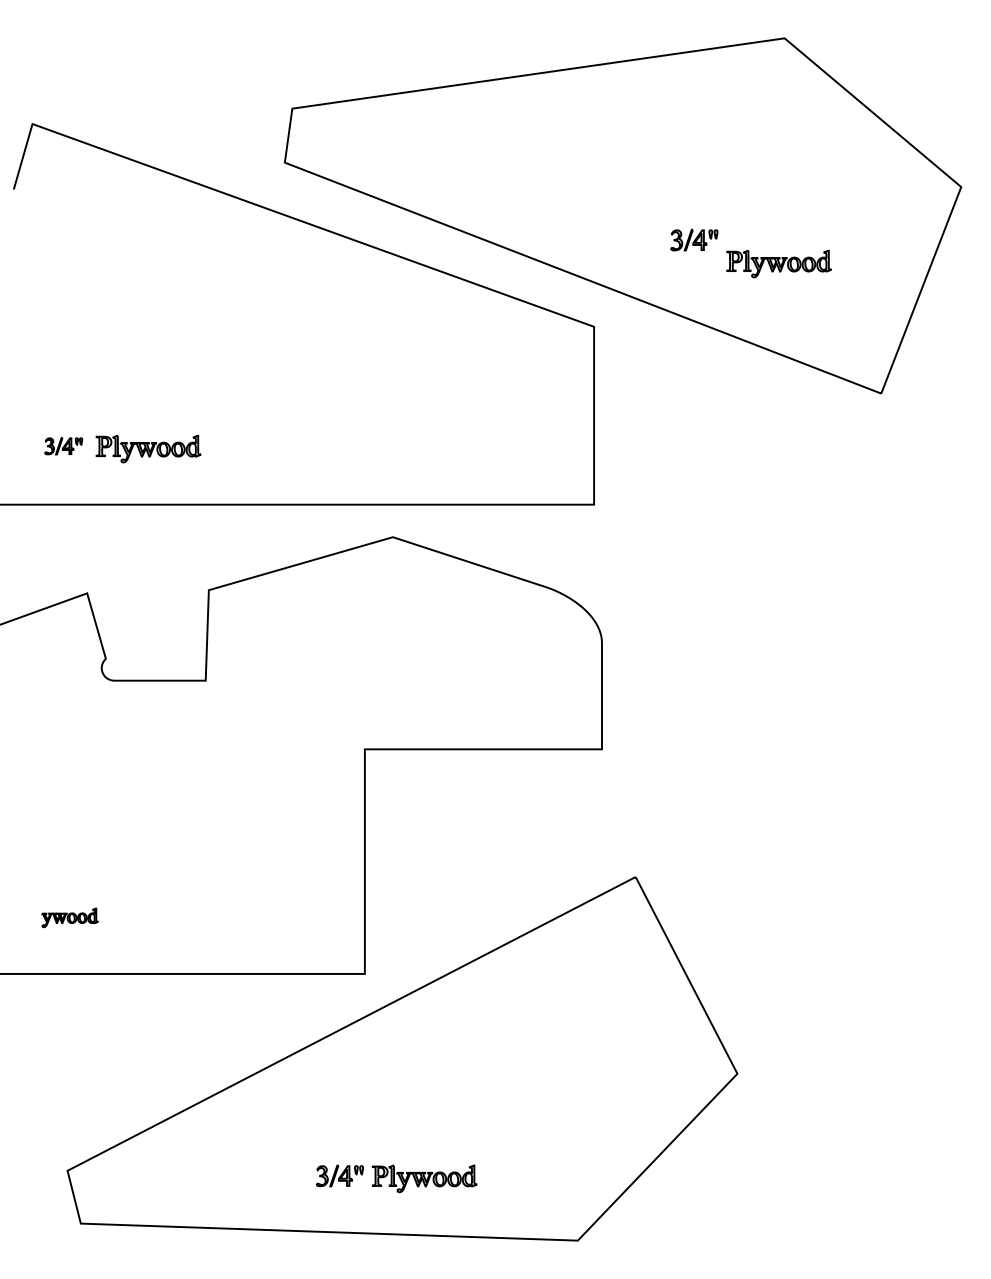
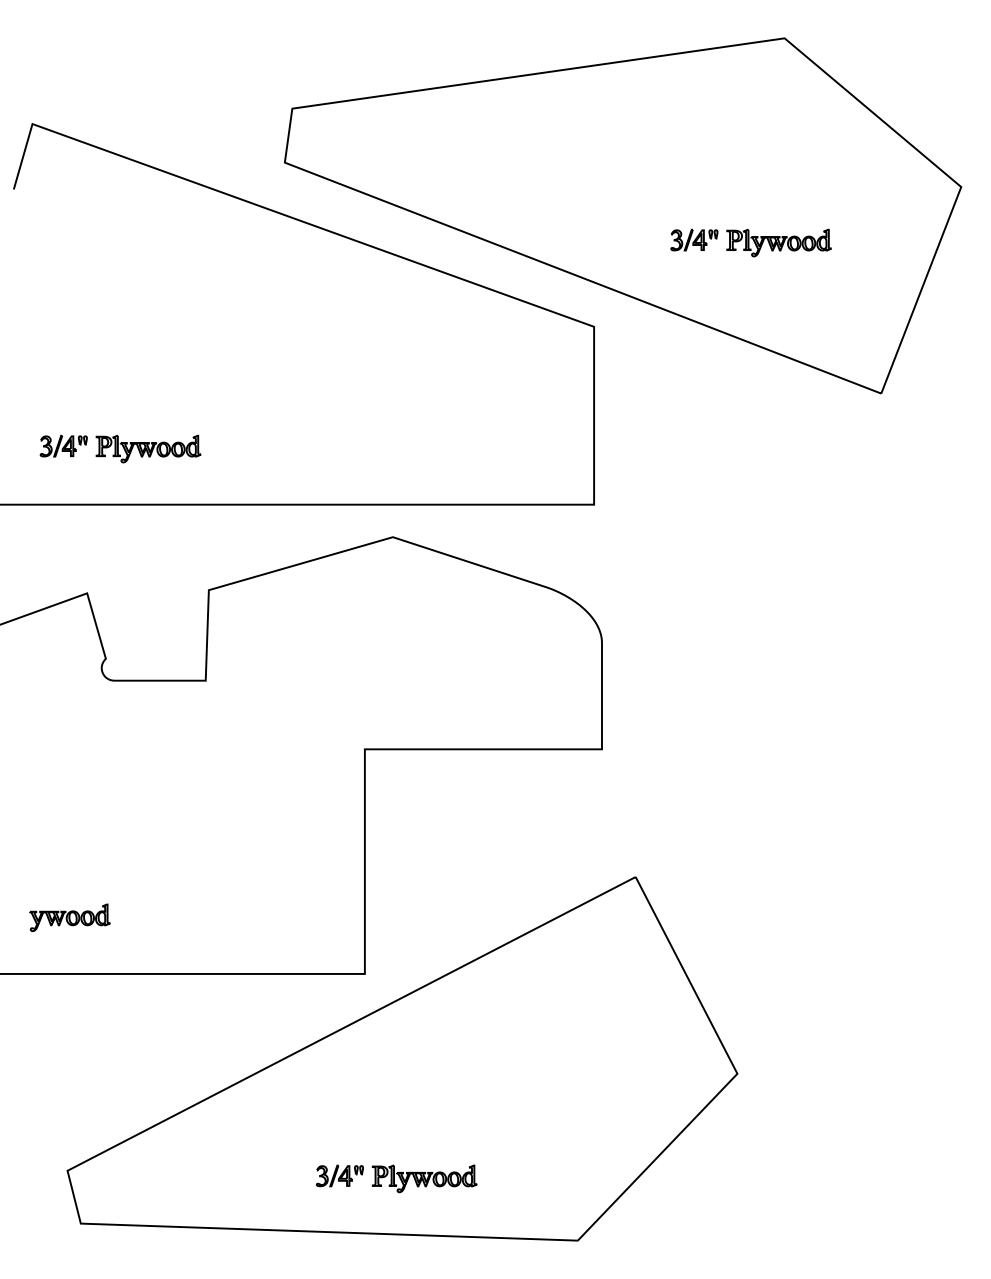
part position: (778, 263) -> (778, 242) (778, 242)
part size: 40x20 px -> 49x24 px (63, 445)
part size: 58x22 px -> 82x30 px (69, 917)
